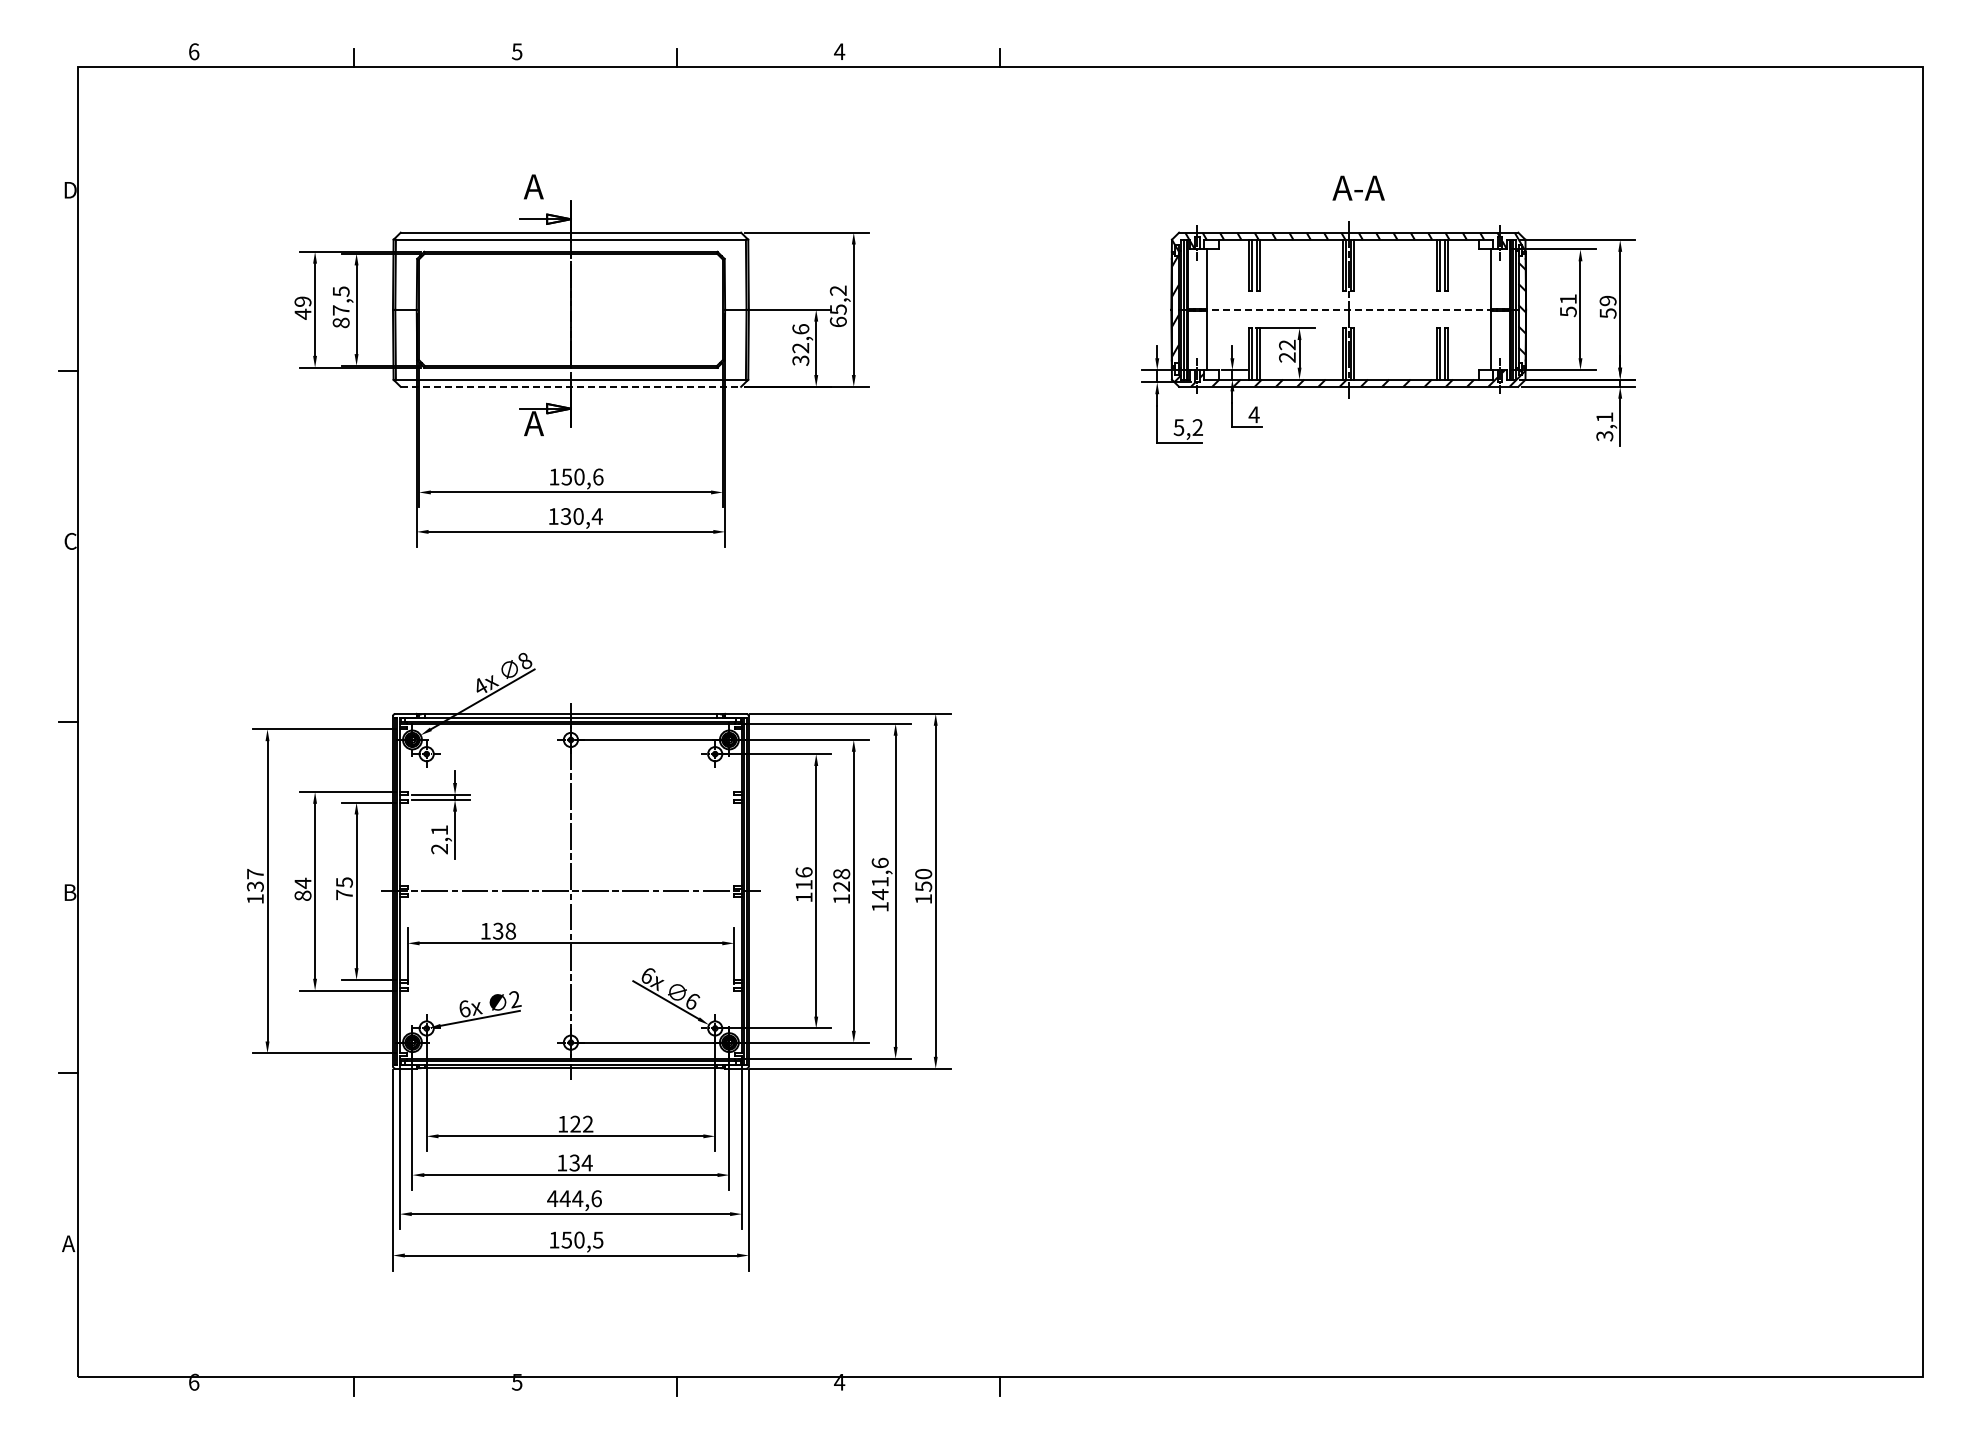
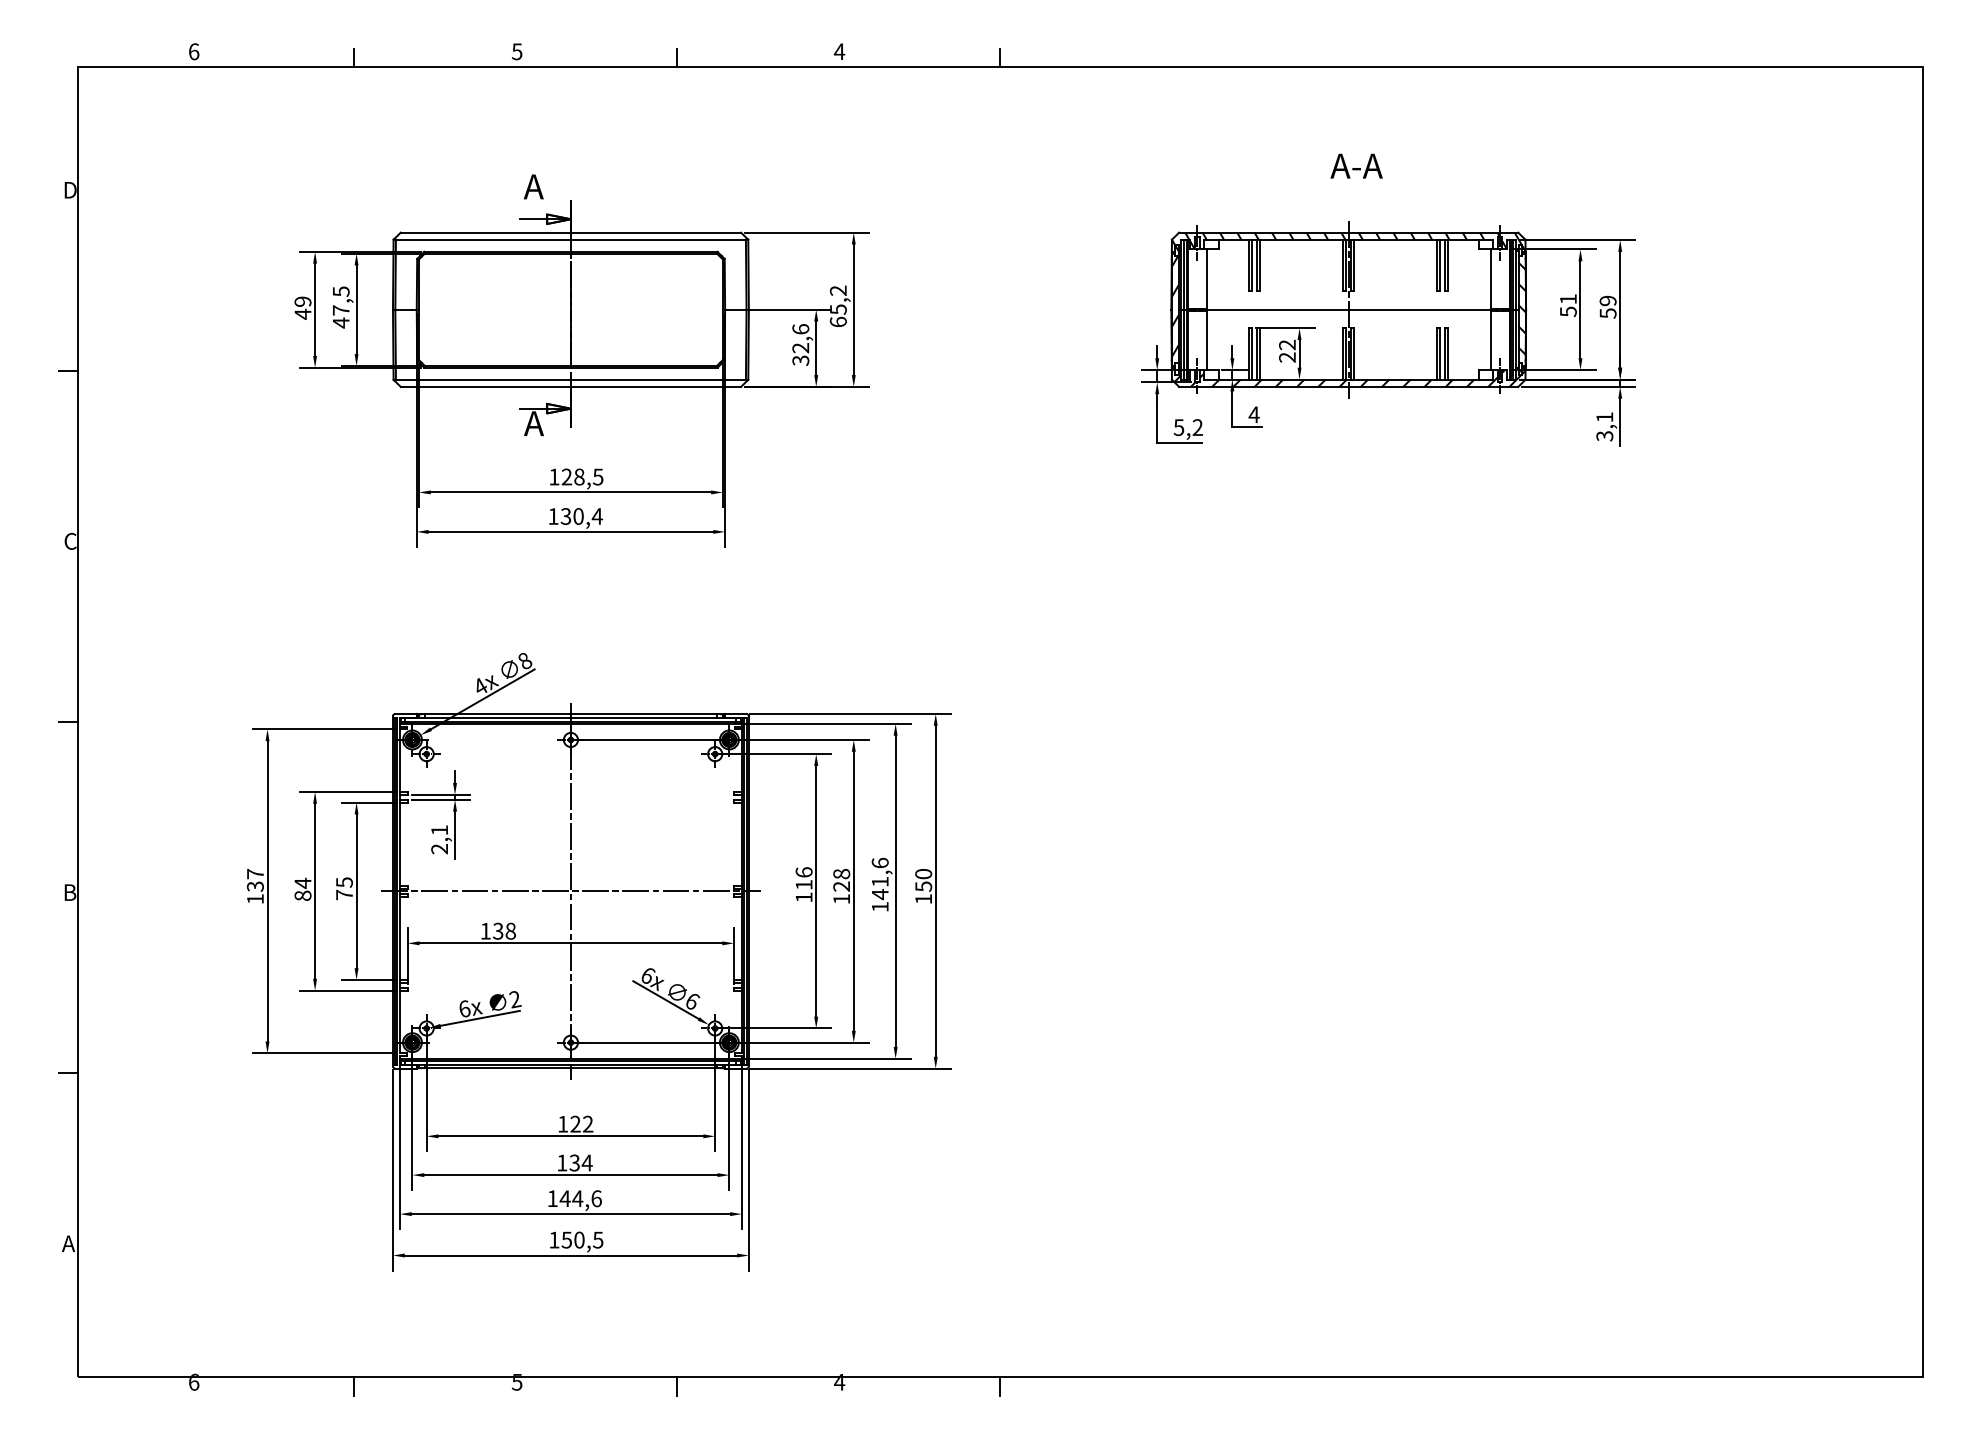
text position: (1358, 187) -> (1356, 165) (1356, 165)
line: dashed -> solid (1348, 309)
text: 87,5 -> 47,5 (340, 322)
line: dashed -> solid (571, 386)
text: 150,6 -> 128,5 (582, 476)
text: 444,6 -> 144,6 (552, 1198)
